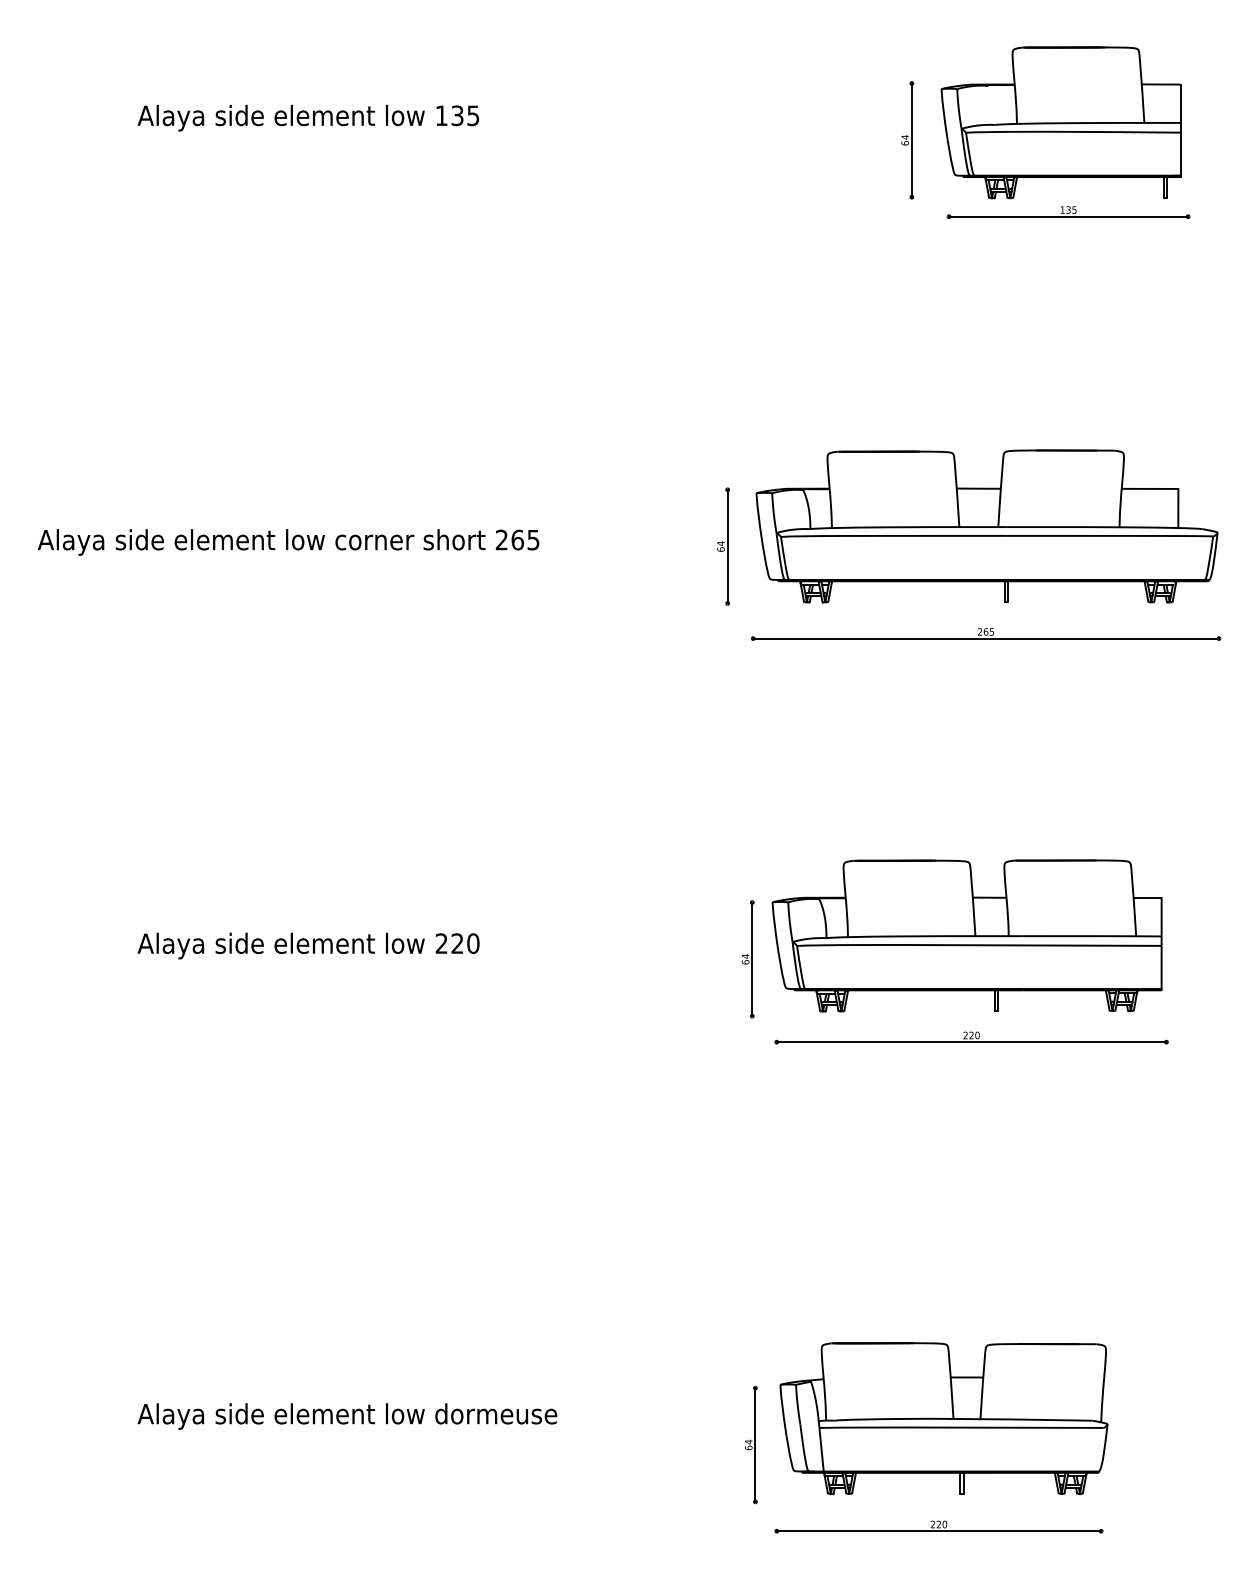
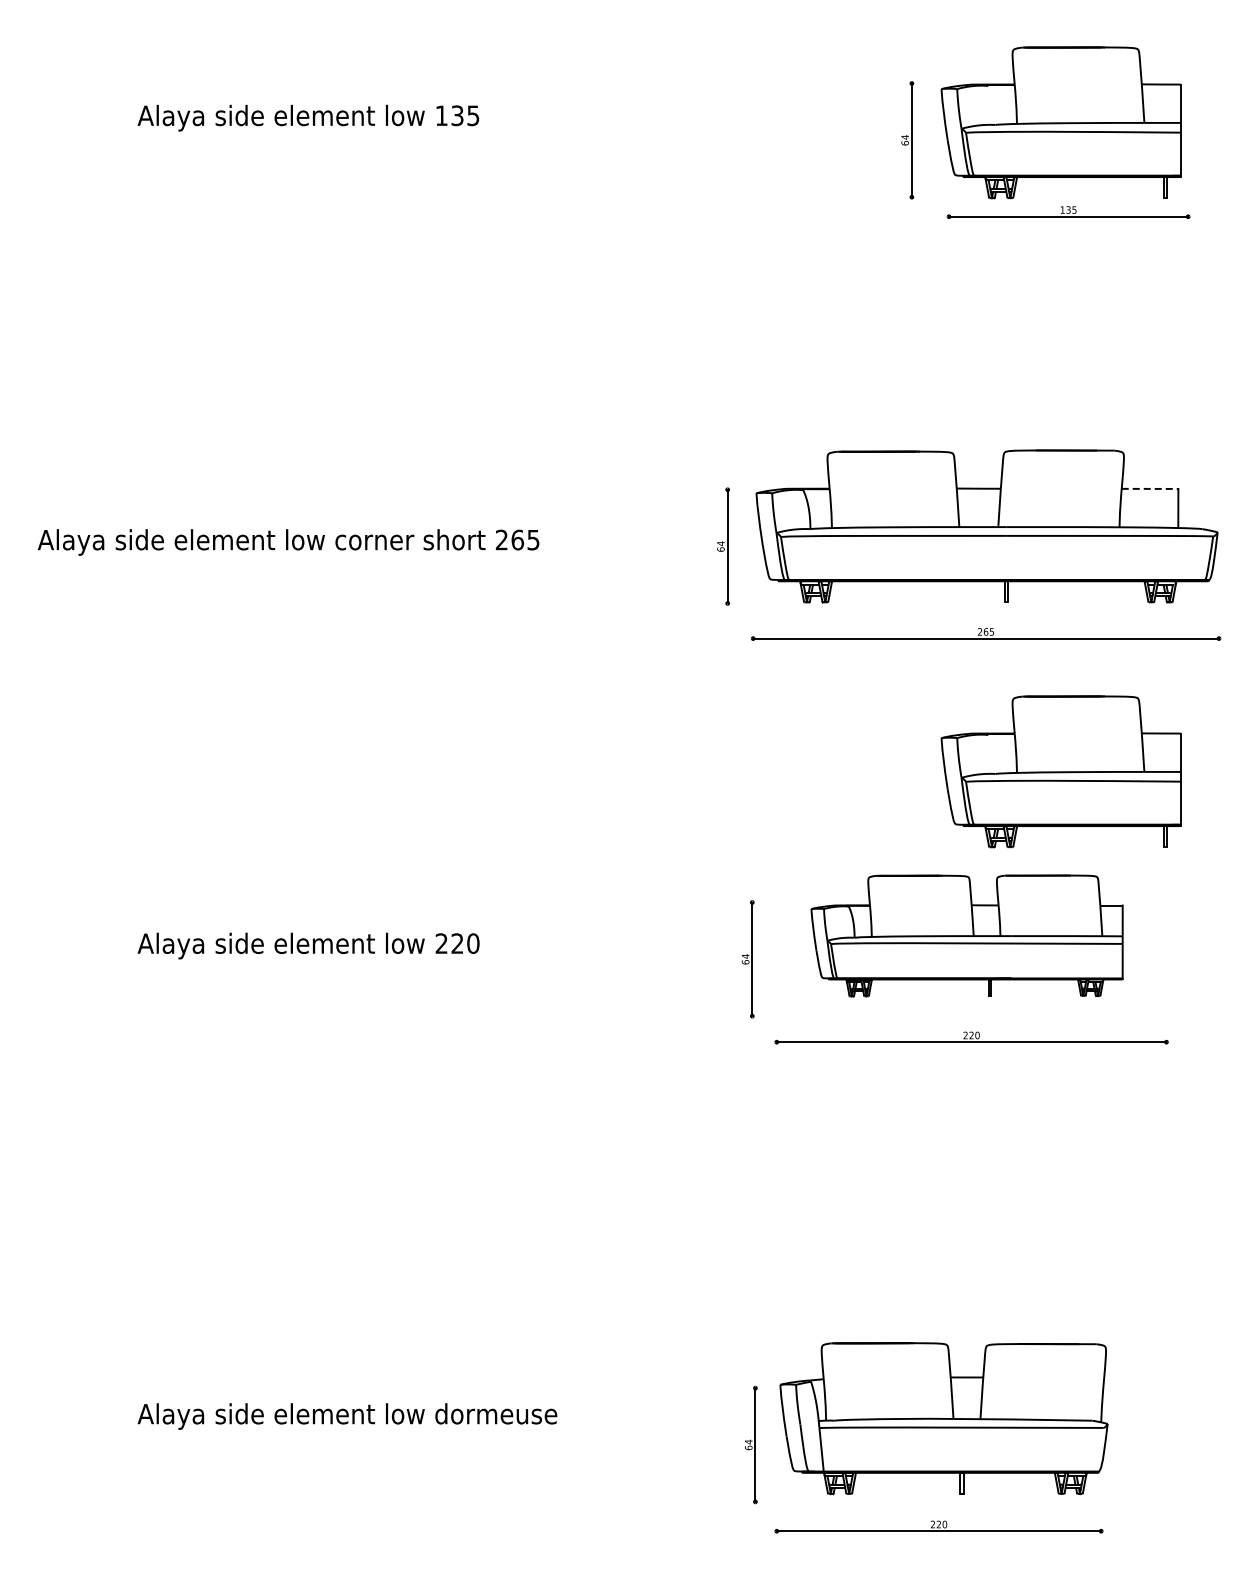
line: solid -> dashed (1150, 488)
part: none -> present (1060, 771)
part size: 392x154 px -> 314x124 px (966, 935)
